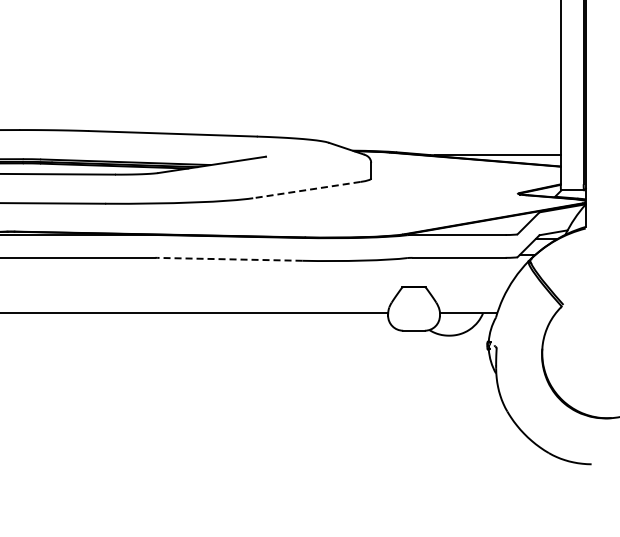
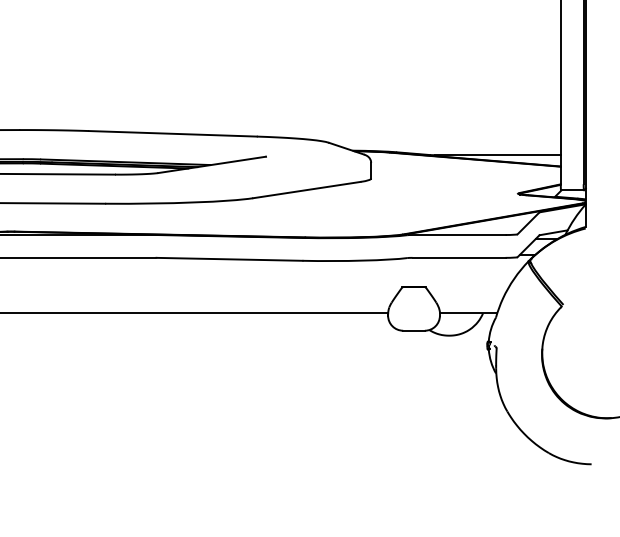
line: dashed -> solid (306, 190)
line: dashed -> solid (229, 259)
